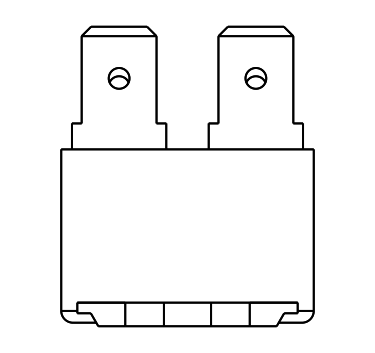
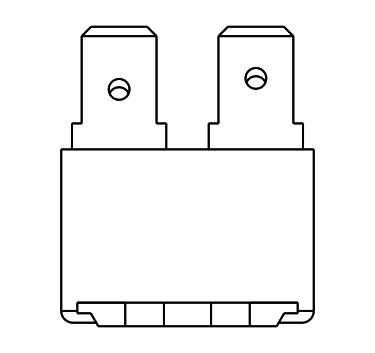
part position: (118, 78) -> (118, 89) (118, 89)
